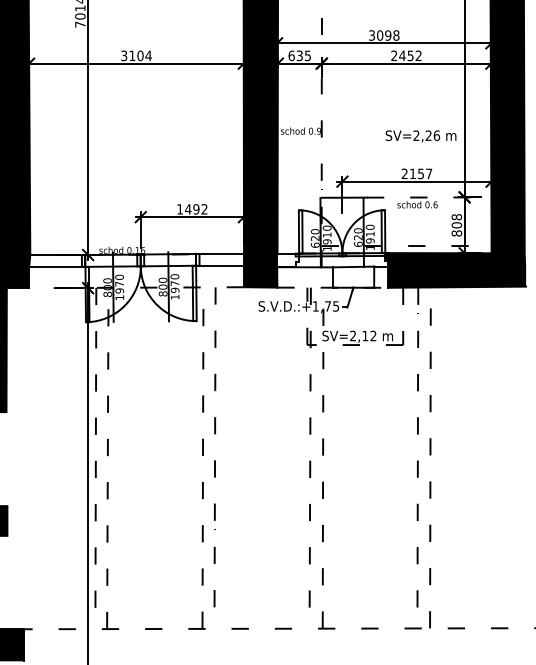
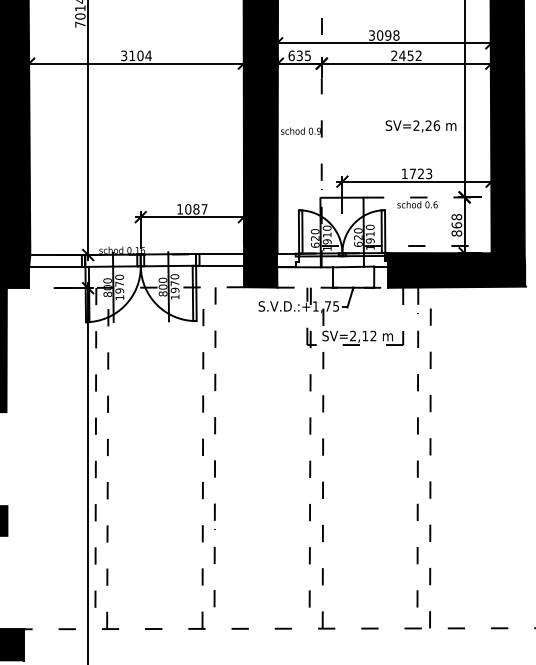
text position: (420, 136) -> (420, 126) (420, 126)
text: 2157 -> 1723 (416, 173)
text: 1492 -> 1087 (195, 209)
text: 808 -> 868 (456, 225)
